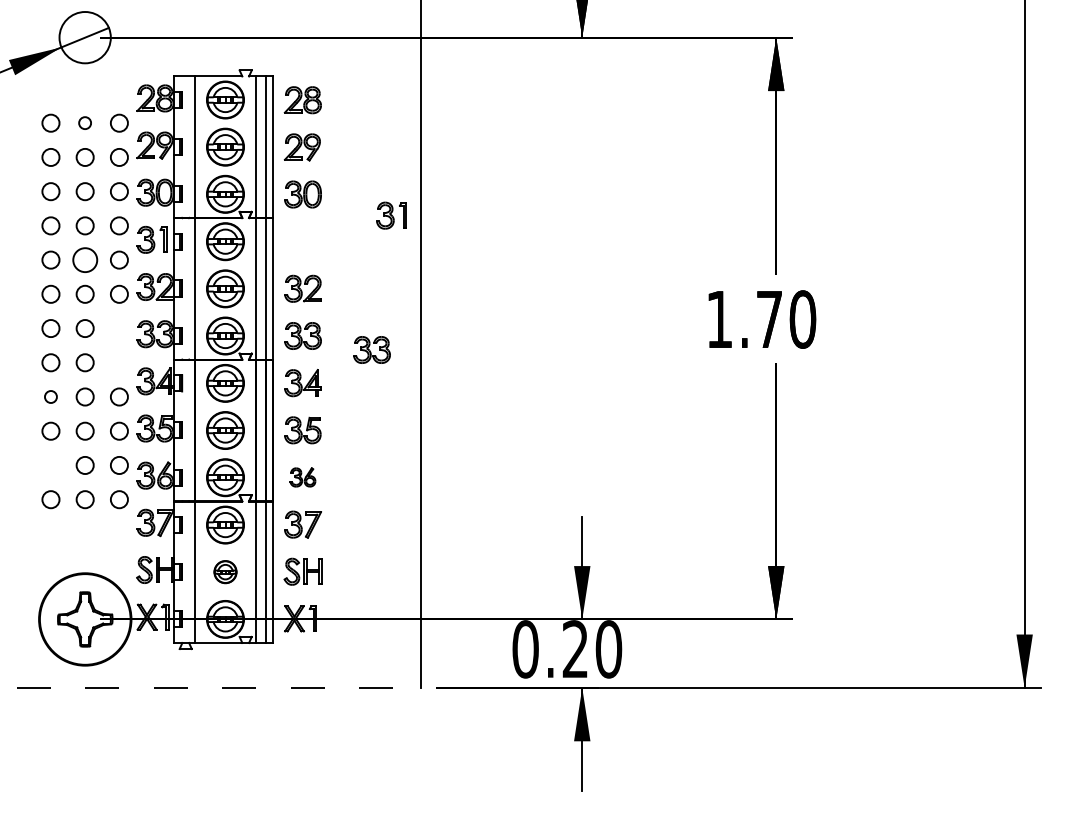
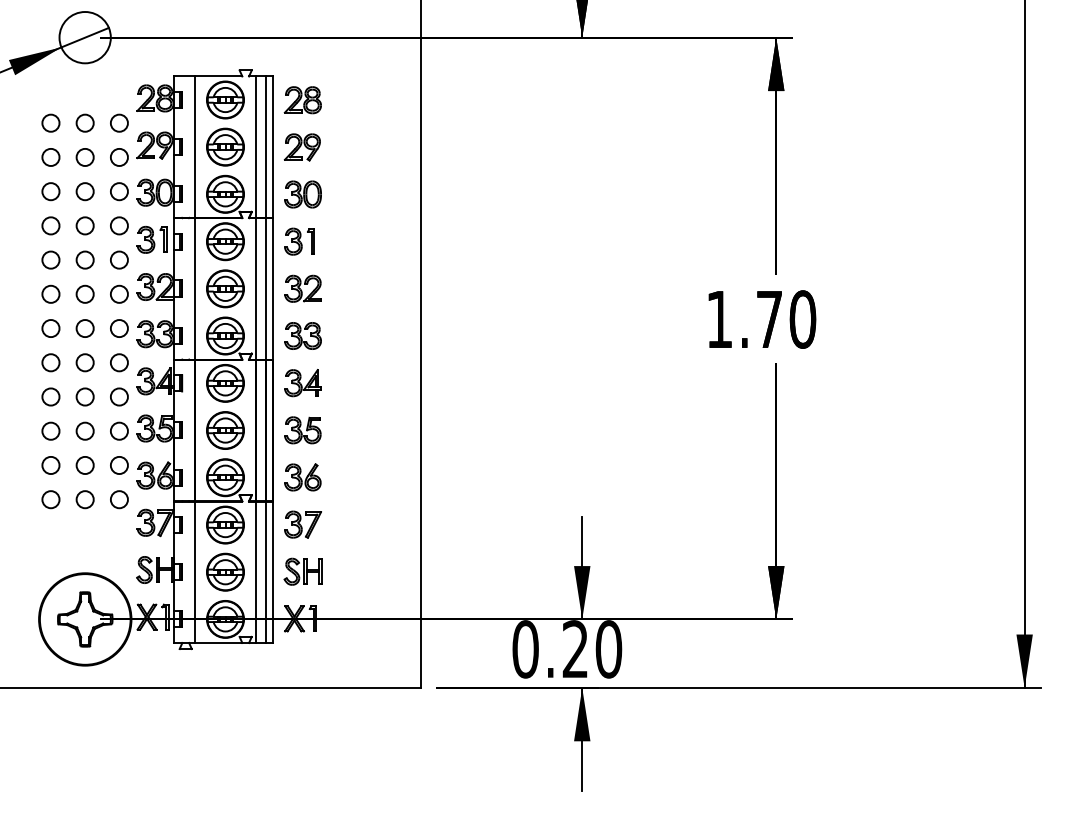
circle size: 14x14 px -> 20x20 px (84, 122)
part position: (391, 215) -> (299, 241) (299, 241)
circle size: 27x26 px -> 20x20 px (84, 259)
circle: none -> present (119, 328)
part: present -> none (371, 349)
circle: none -> present (119, 362)
circle size: 14x14 px -> 20x20 px (50, 396)
circle: none -> present (50, 465)
part size: 28x21 px -> 38x29 px (302, 477)
part size: 25x25 px -> 39x40 px (225, 571)
line: dashed -> solid (210, 687)
